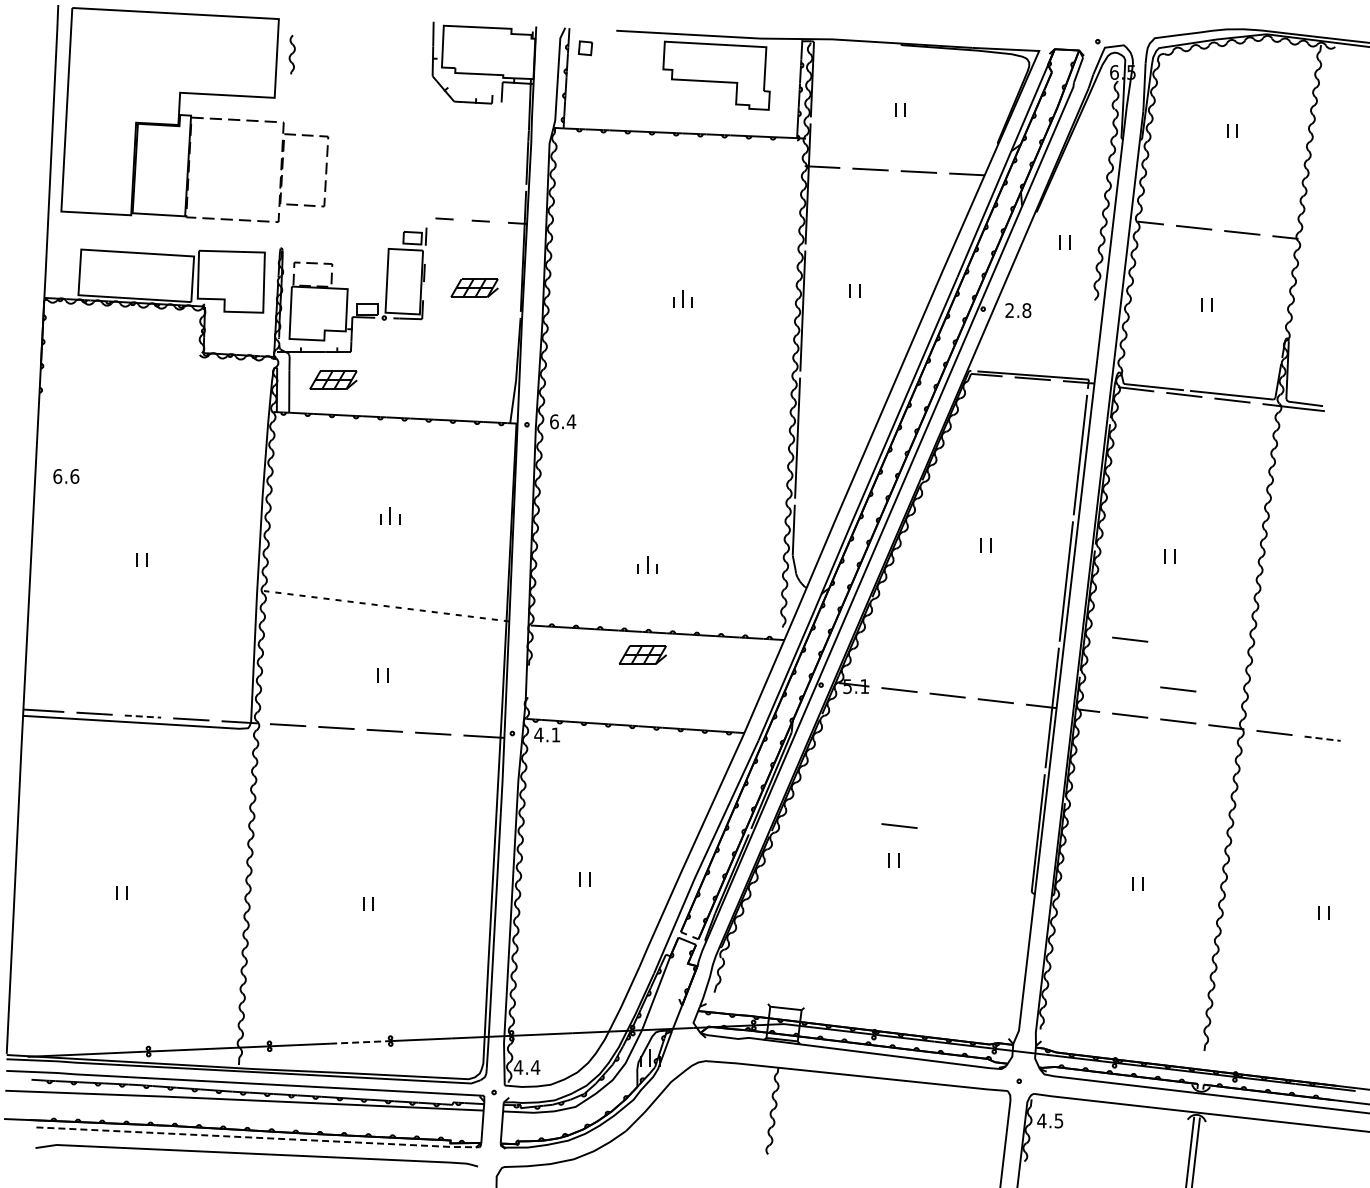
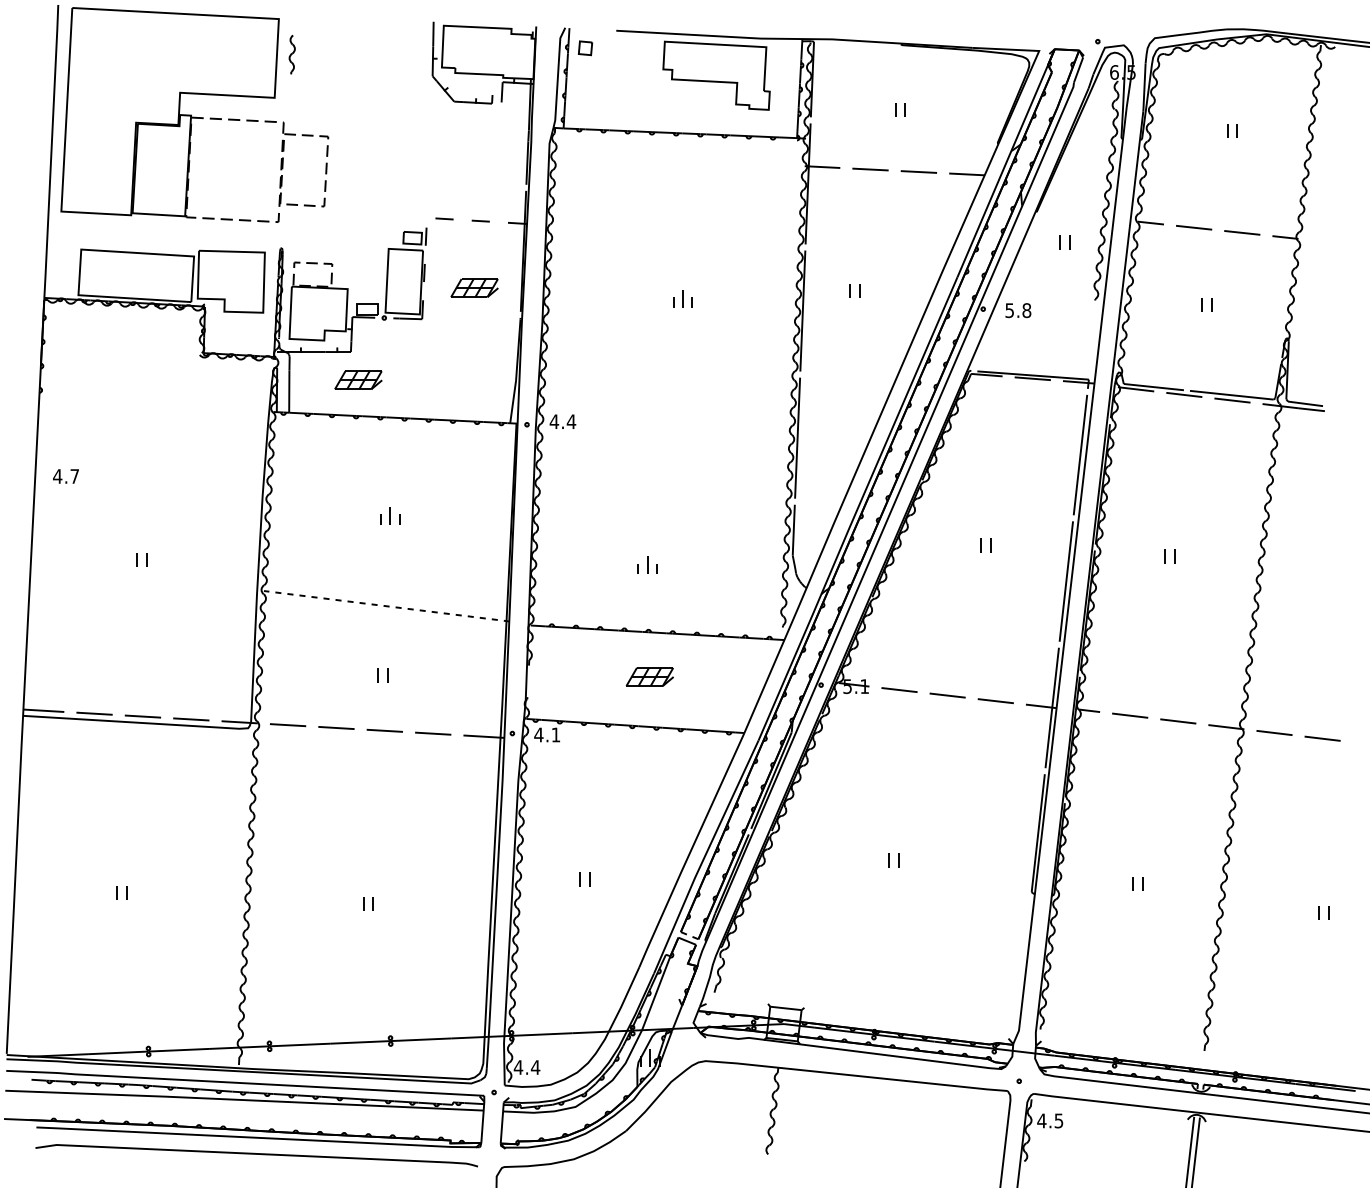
text: 2.8 -> 5.8 (1009, 310)
part position: (333, 379) -> (358, 379) (358, 379)
text: 6.4 -> 4.4 (554, 421)
text: 6.6 -> 4.7 (66, 476)
line: present -> none (1130, 639)
part position: (642, 654) -> (649, 676) (649, 676)
line: present -> none (1178, 689)
line: dashed -> solid (143, 716)
line: dashed -> solid (1323, 738)
line: present -> none (899, 825)
line: dashed -> solid (360, 1042)
line: dashed -> solid (258, 1137)
